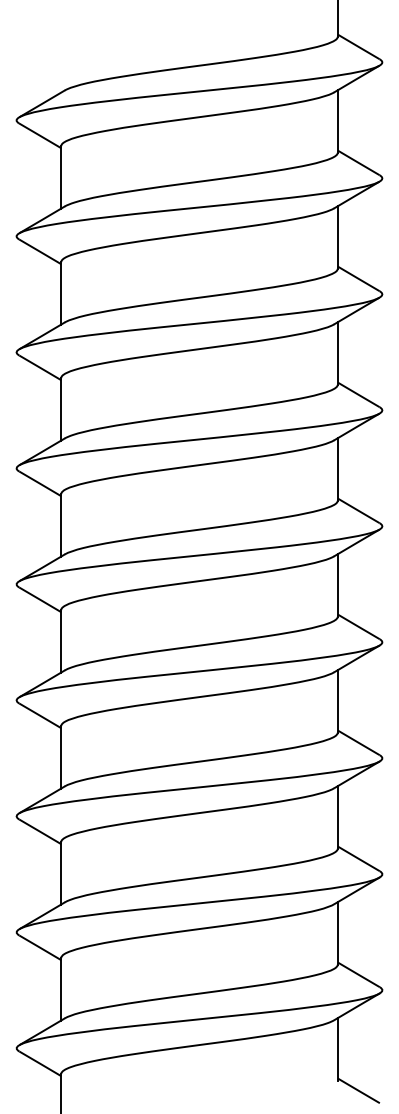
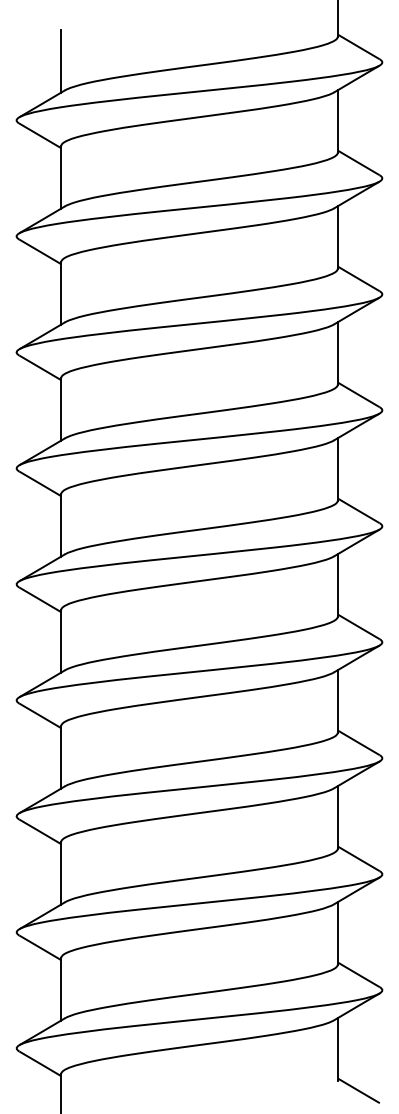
line: none -> present (61, 61)
